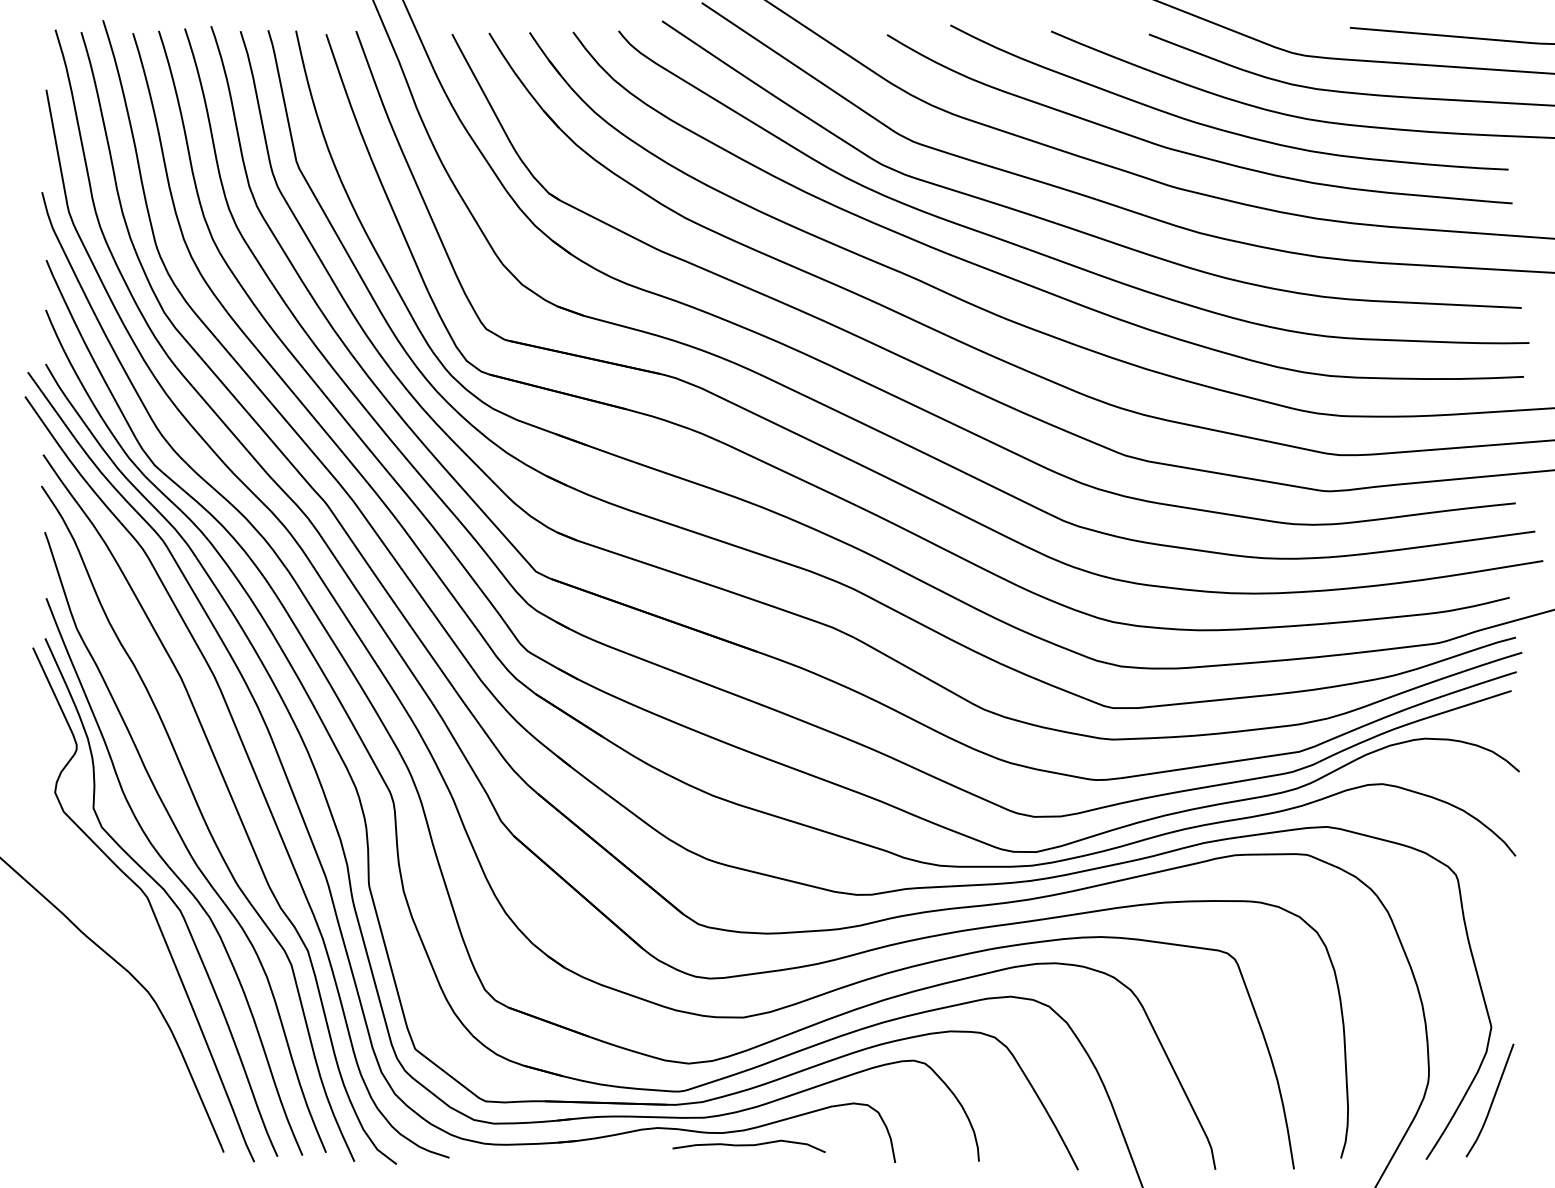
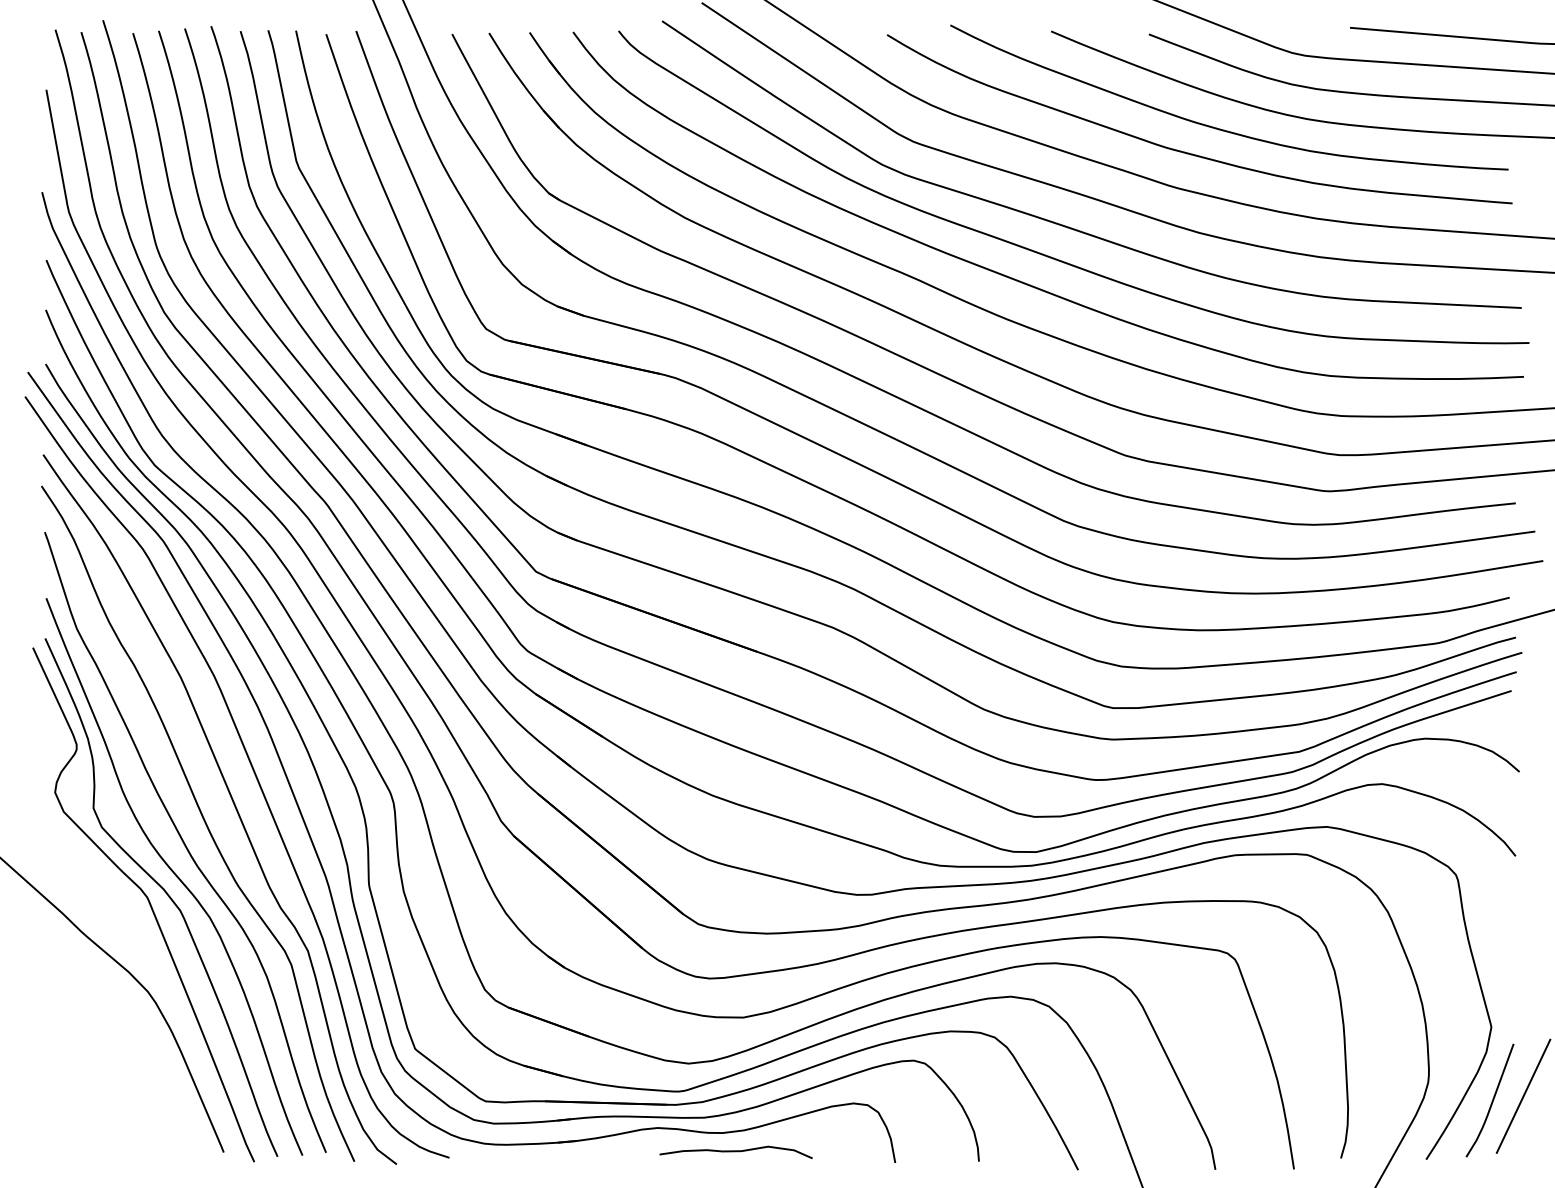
line: none -> present (1523, 1095)
curve position: (748, 1145) -> (735, 1151) (735, 1151)
